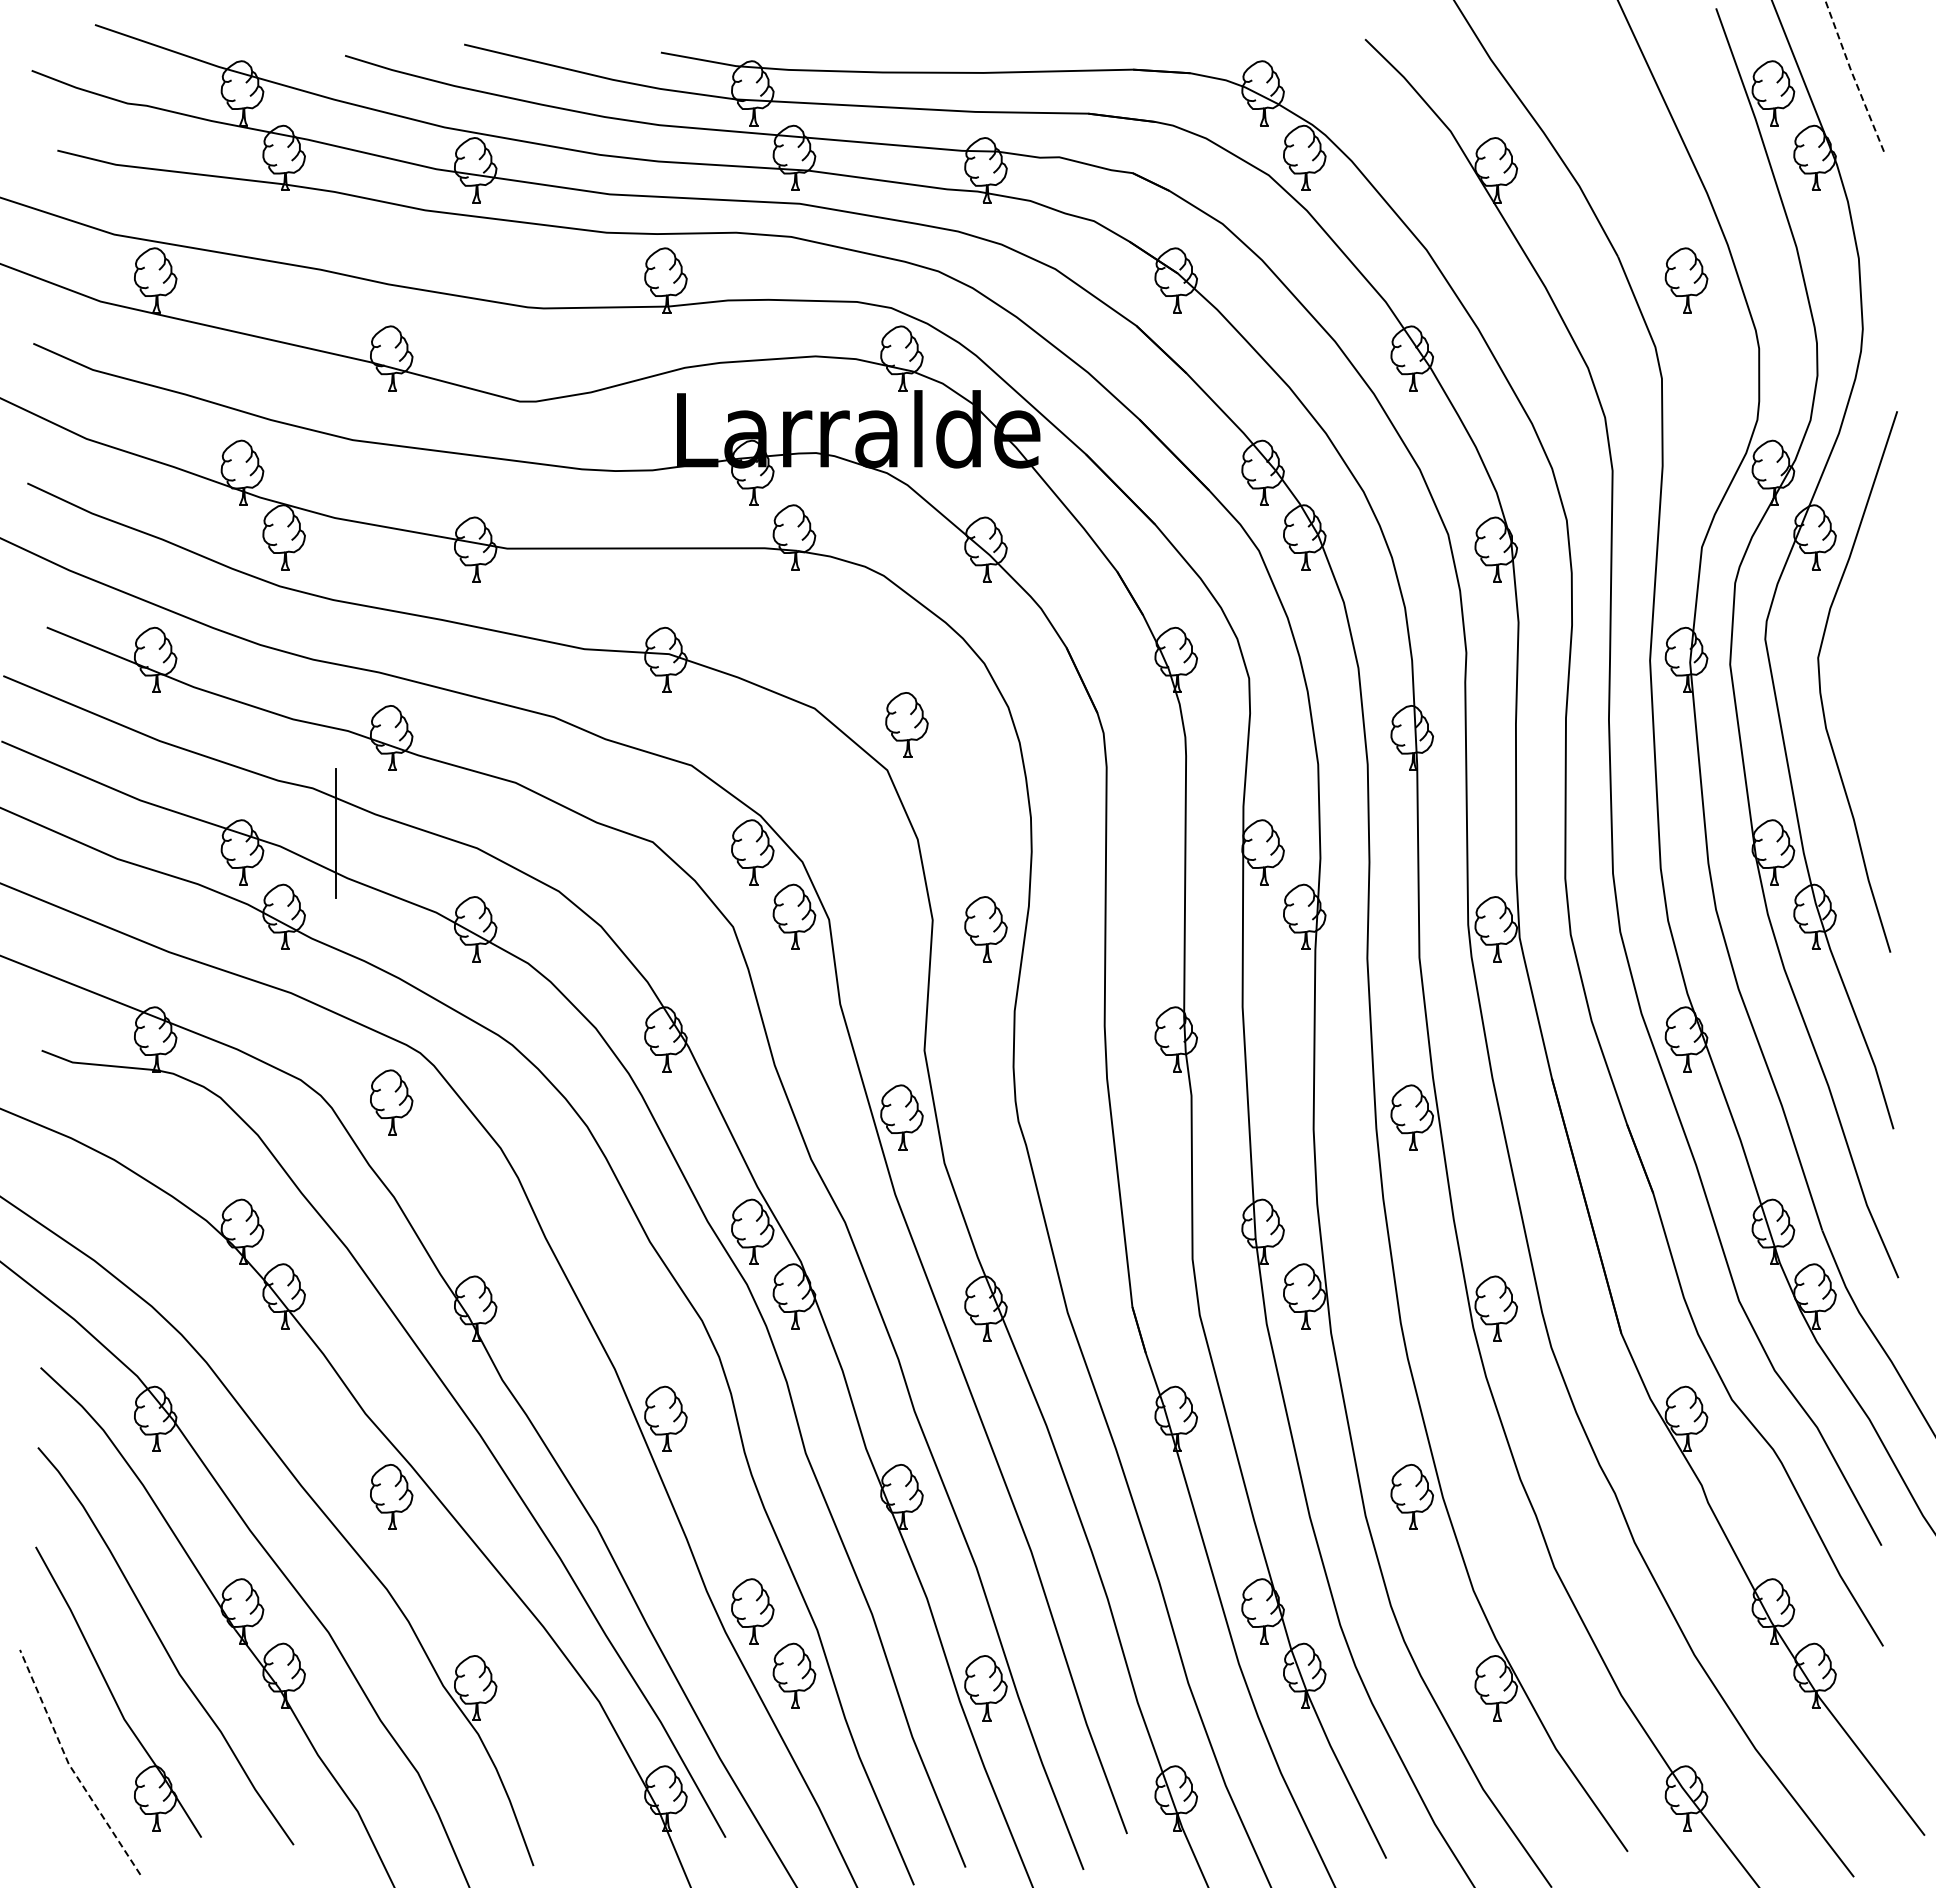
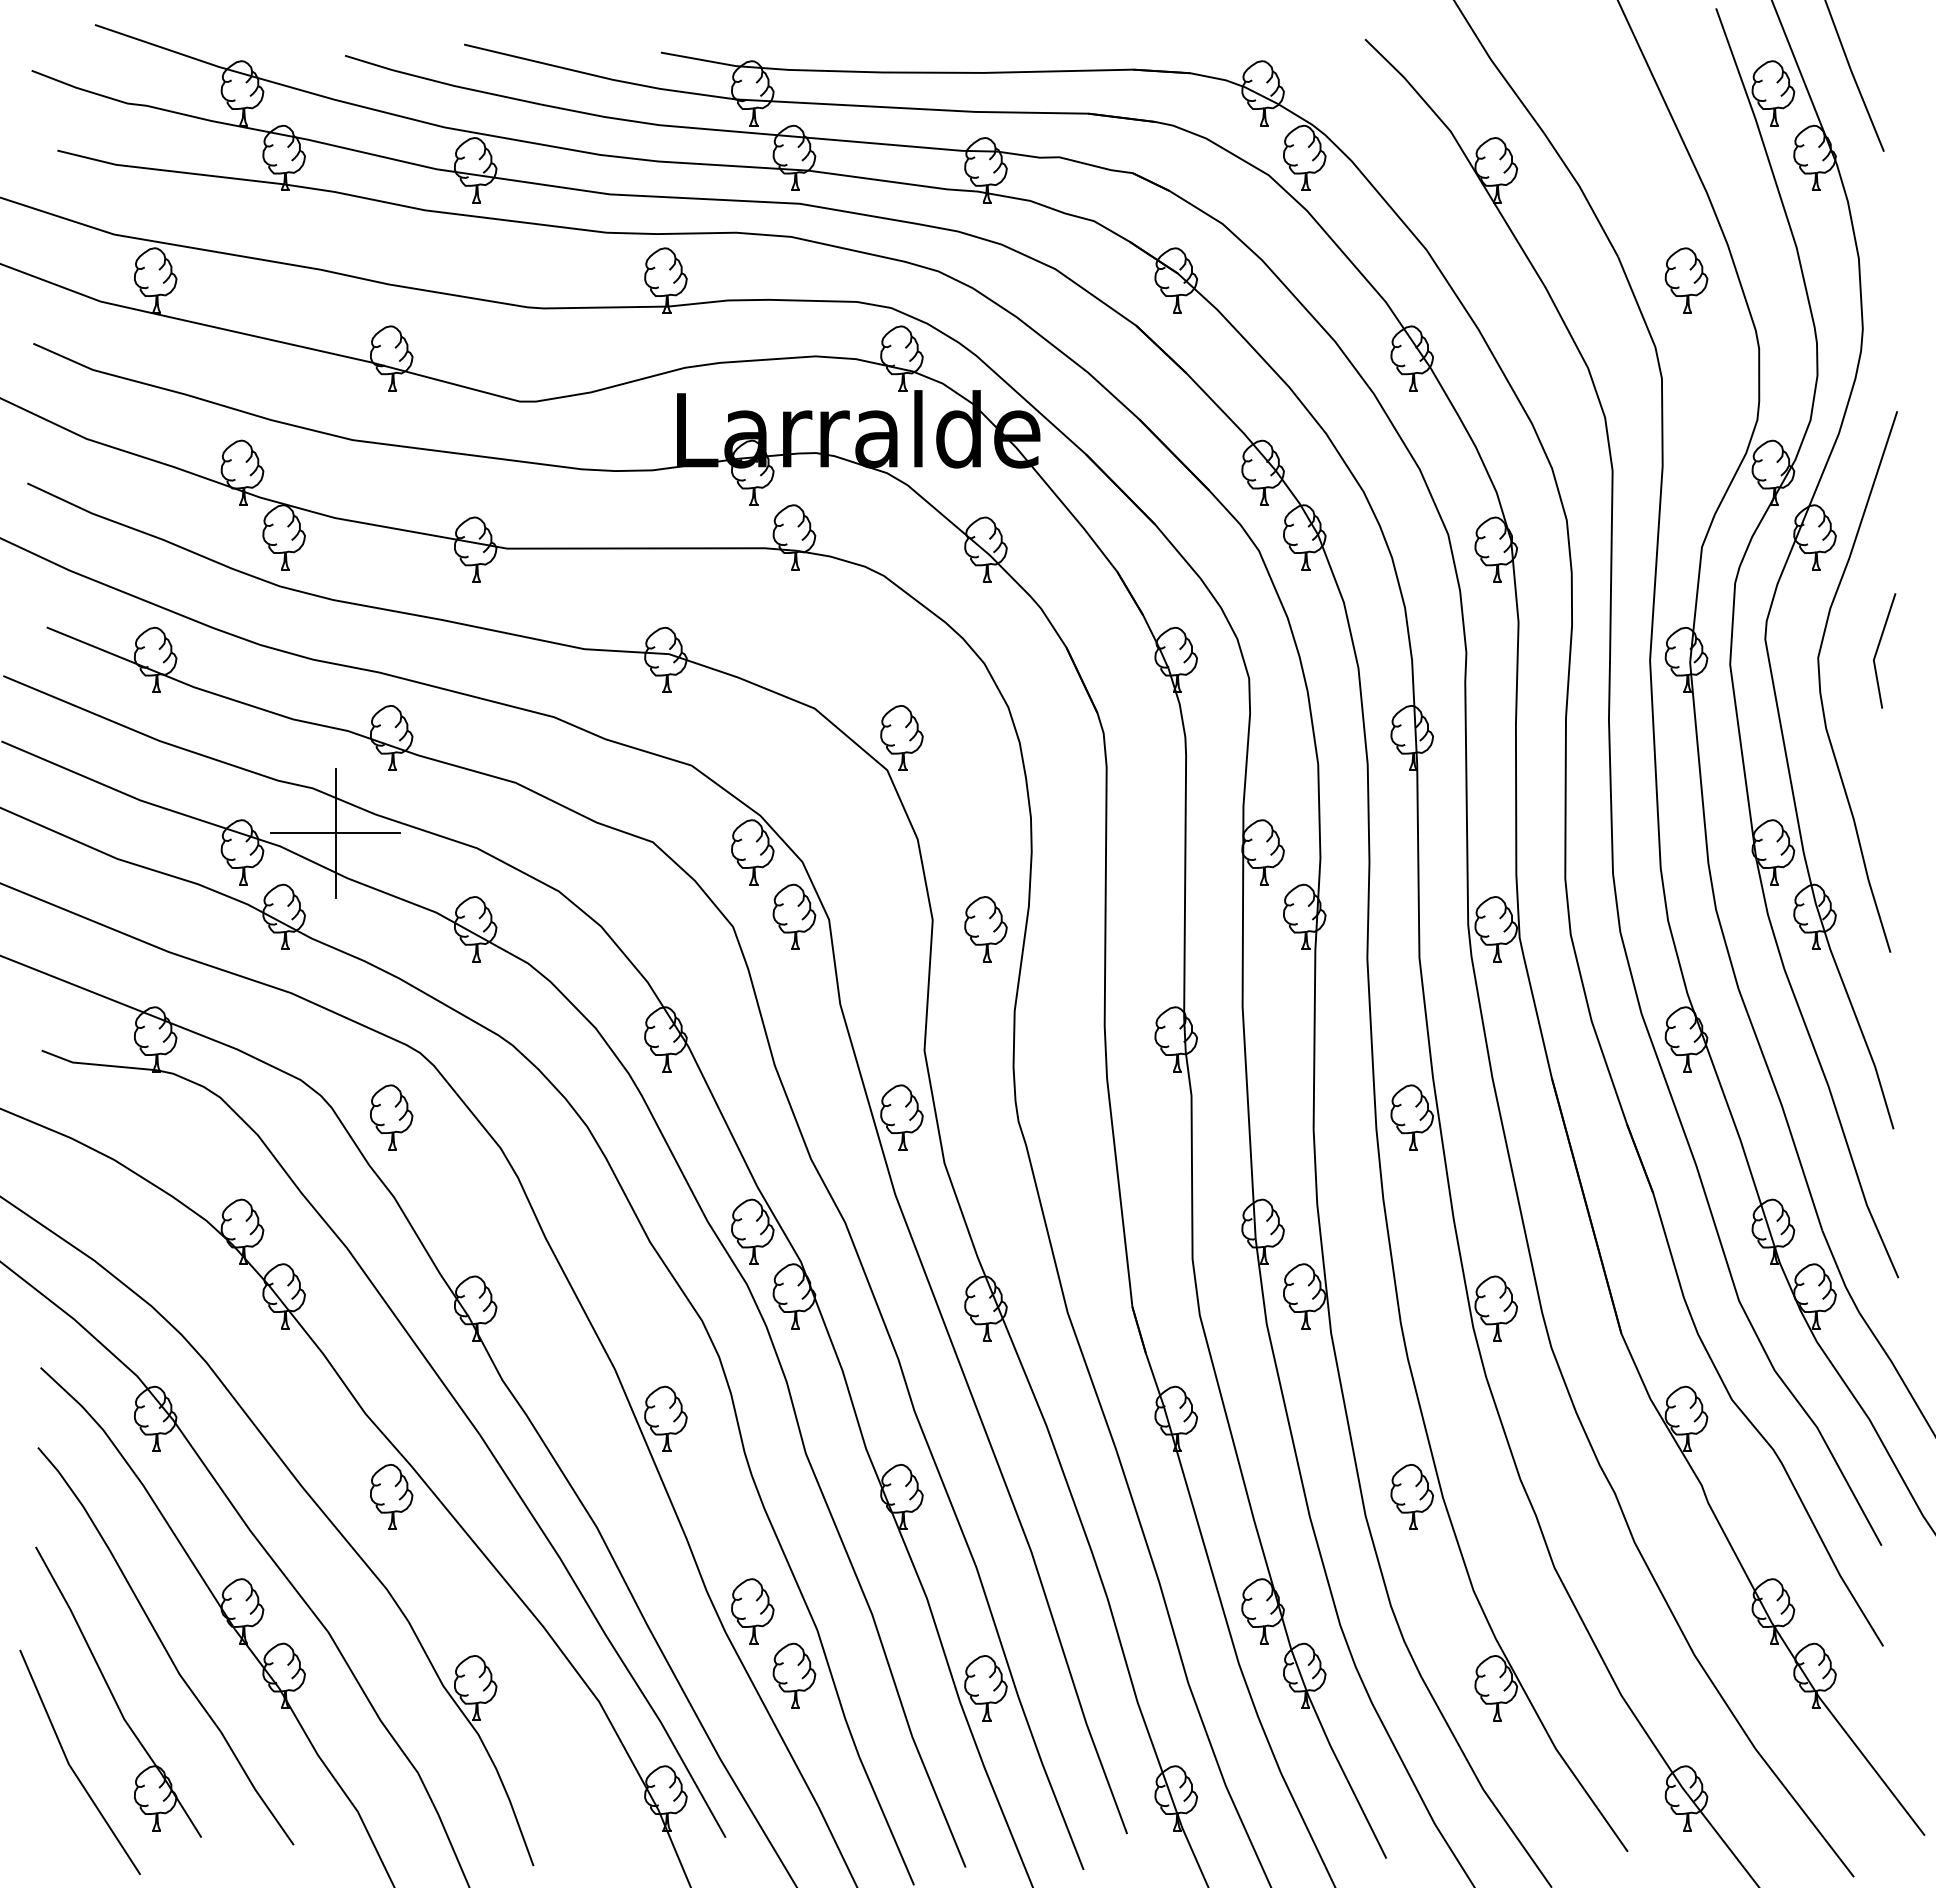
line: dashed -> solid (1853, 76)
line: none -> present (1878, 649)
part position: (906, 724) -> (901, 737) (901, 737)
line: none -> present (335, 833)
part position: (391, 1102) -> (391, 1117) (391, 1117)
line: dashed -> solid (70, 1766)
